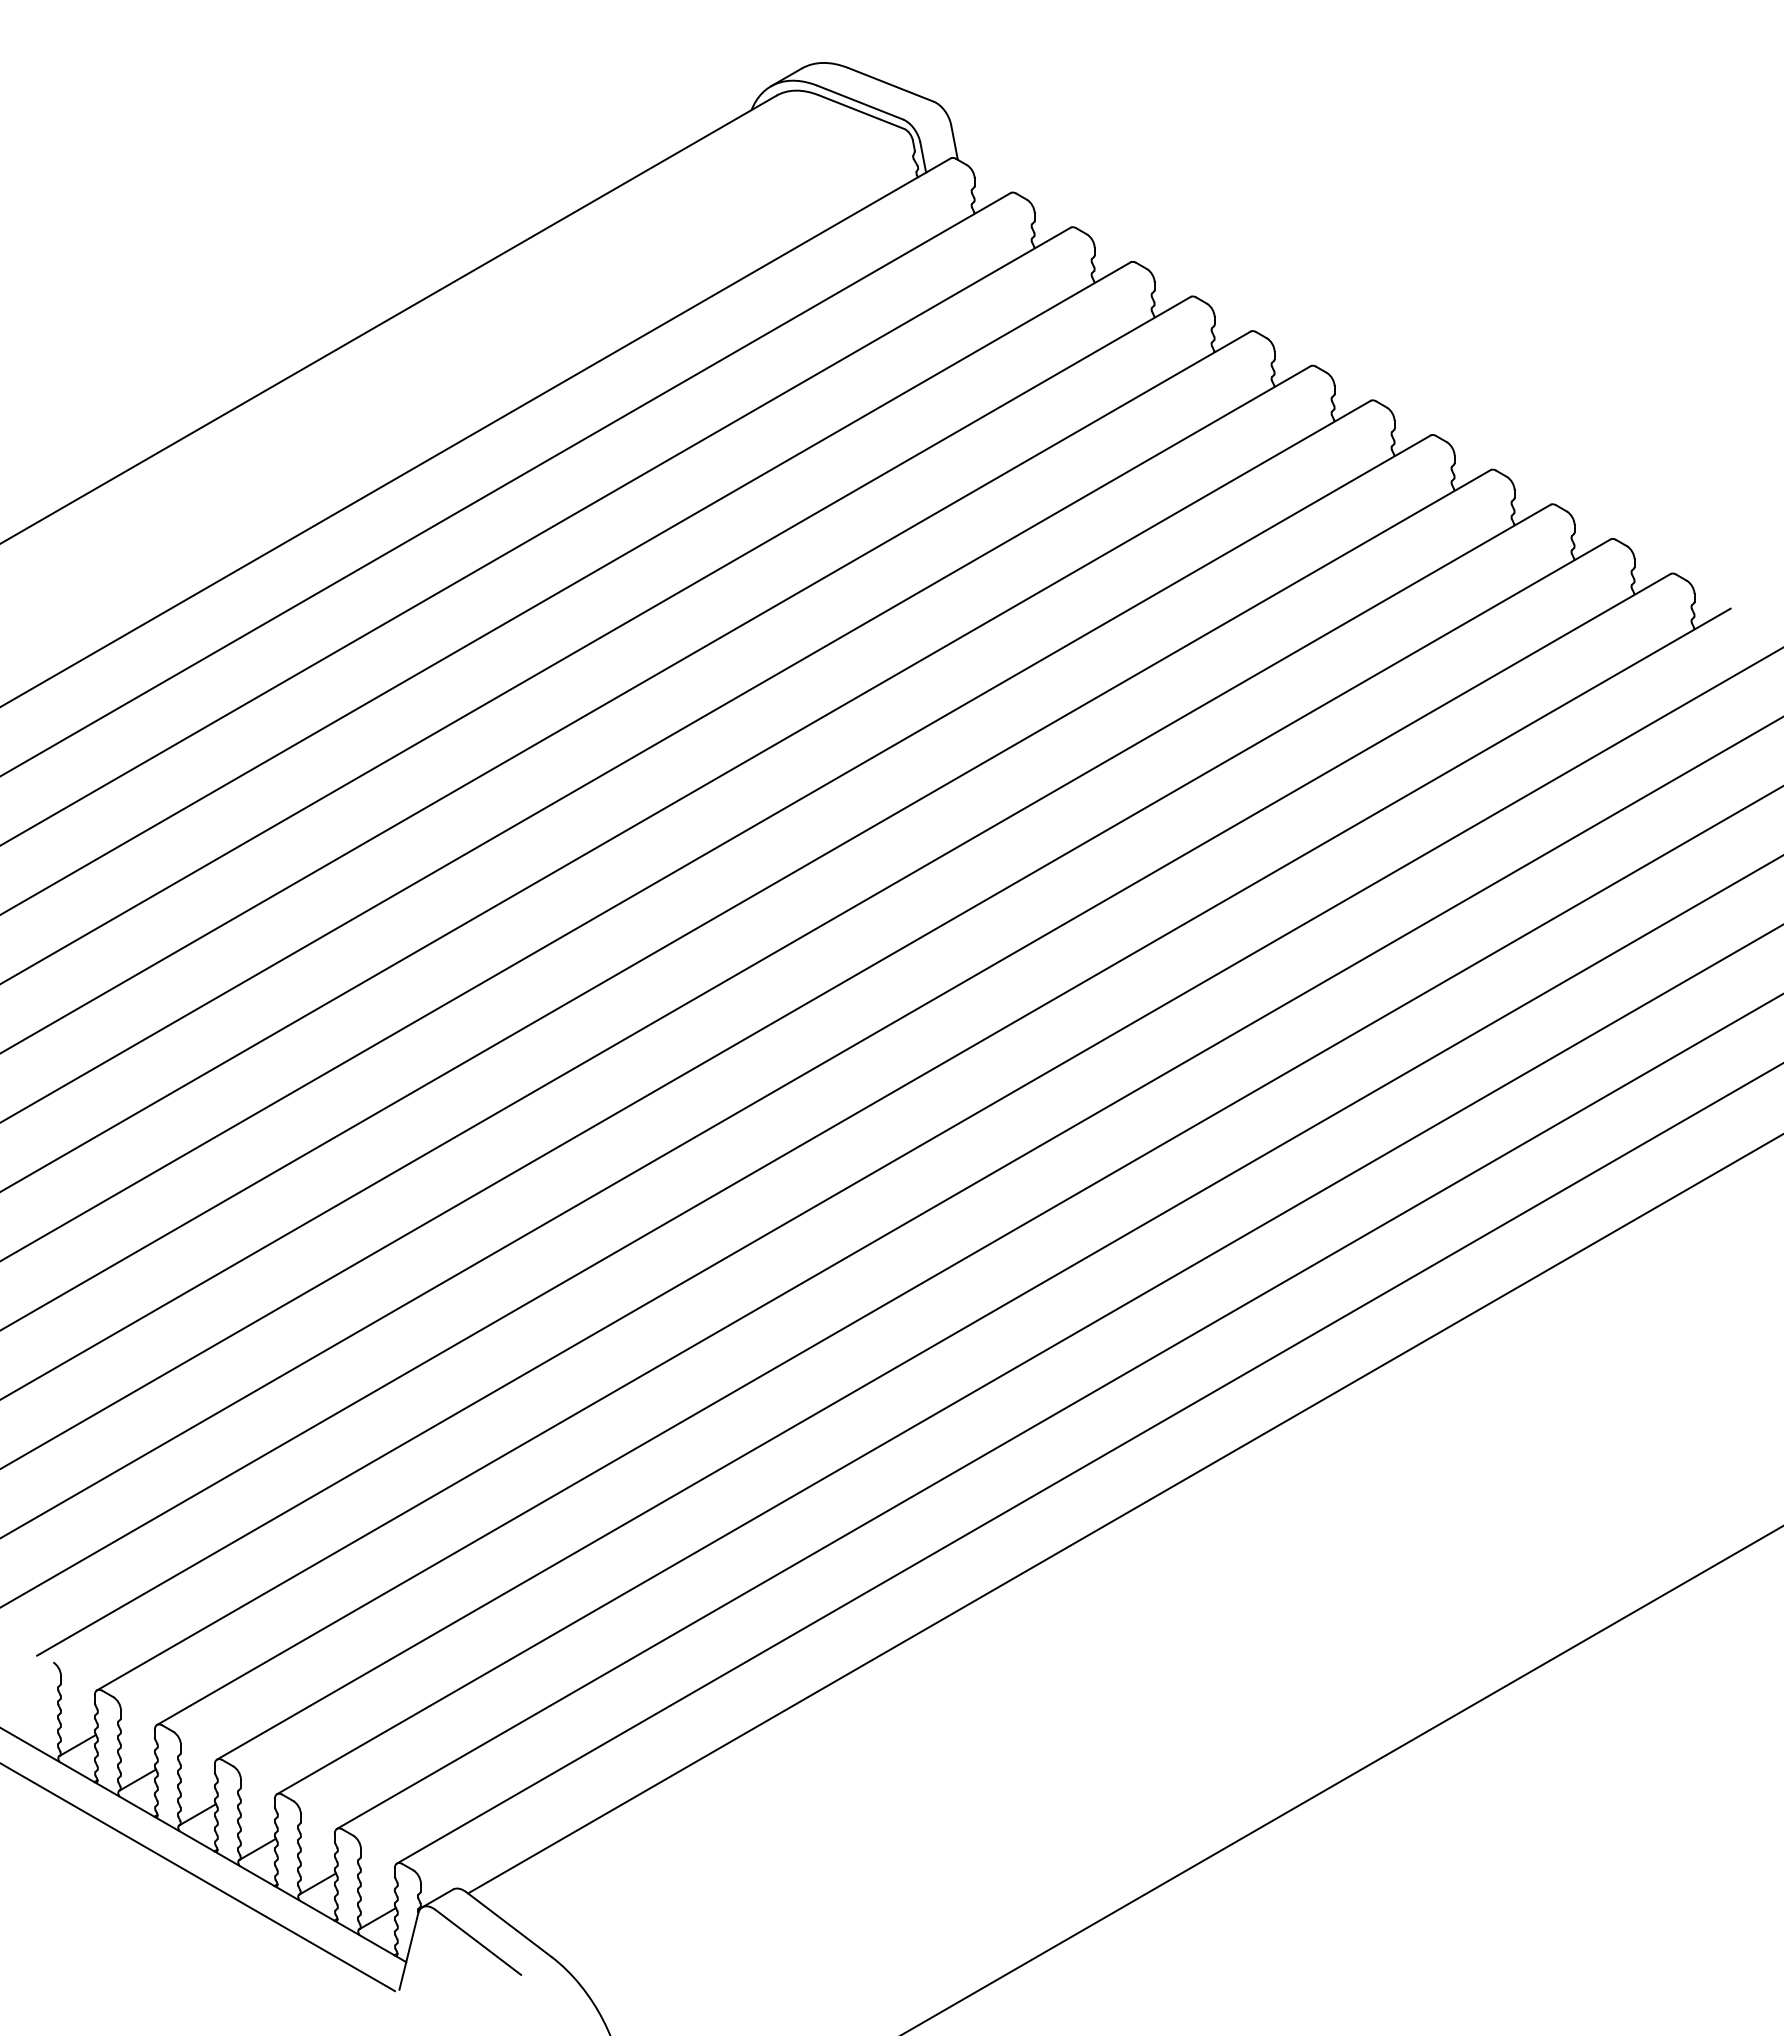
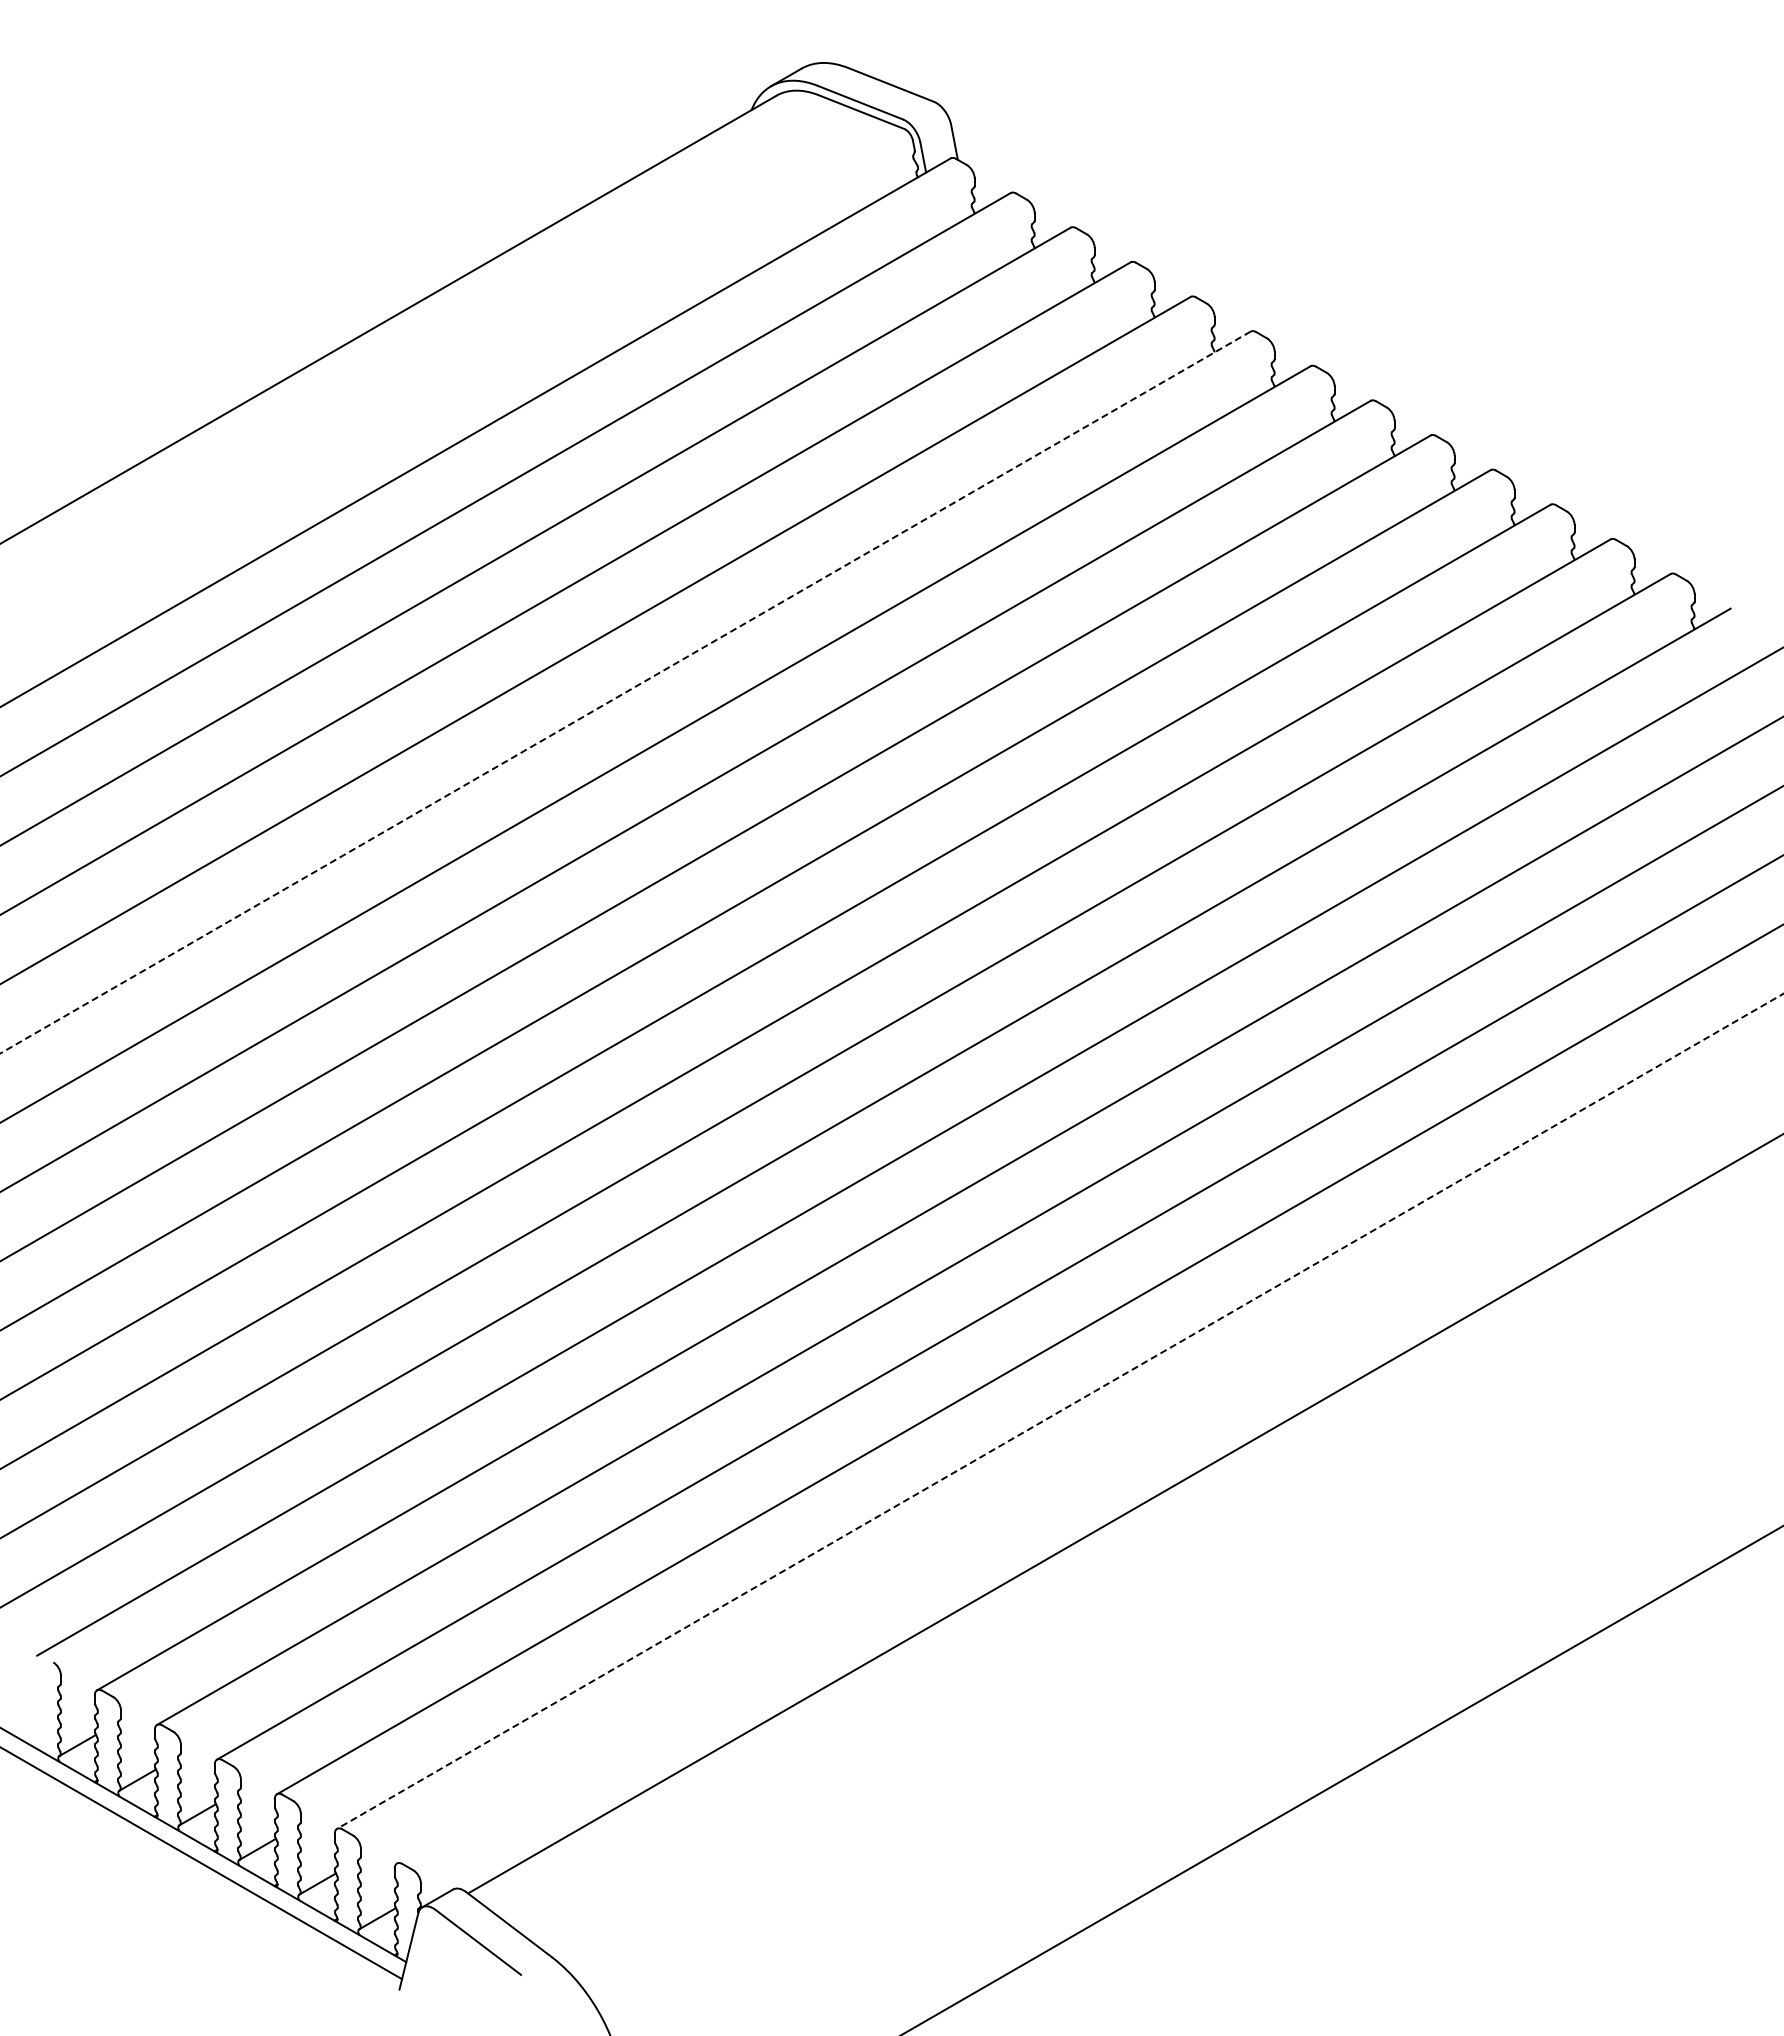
line: solid -> dashed (625, 692)
line: solid -> dashed (1060, 1411)
line: present -> none (1088, 1463)
line position: (198, 1877) -> (202, 1863) (202, 1863)
